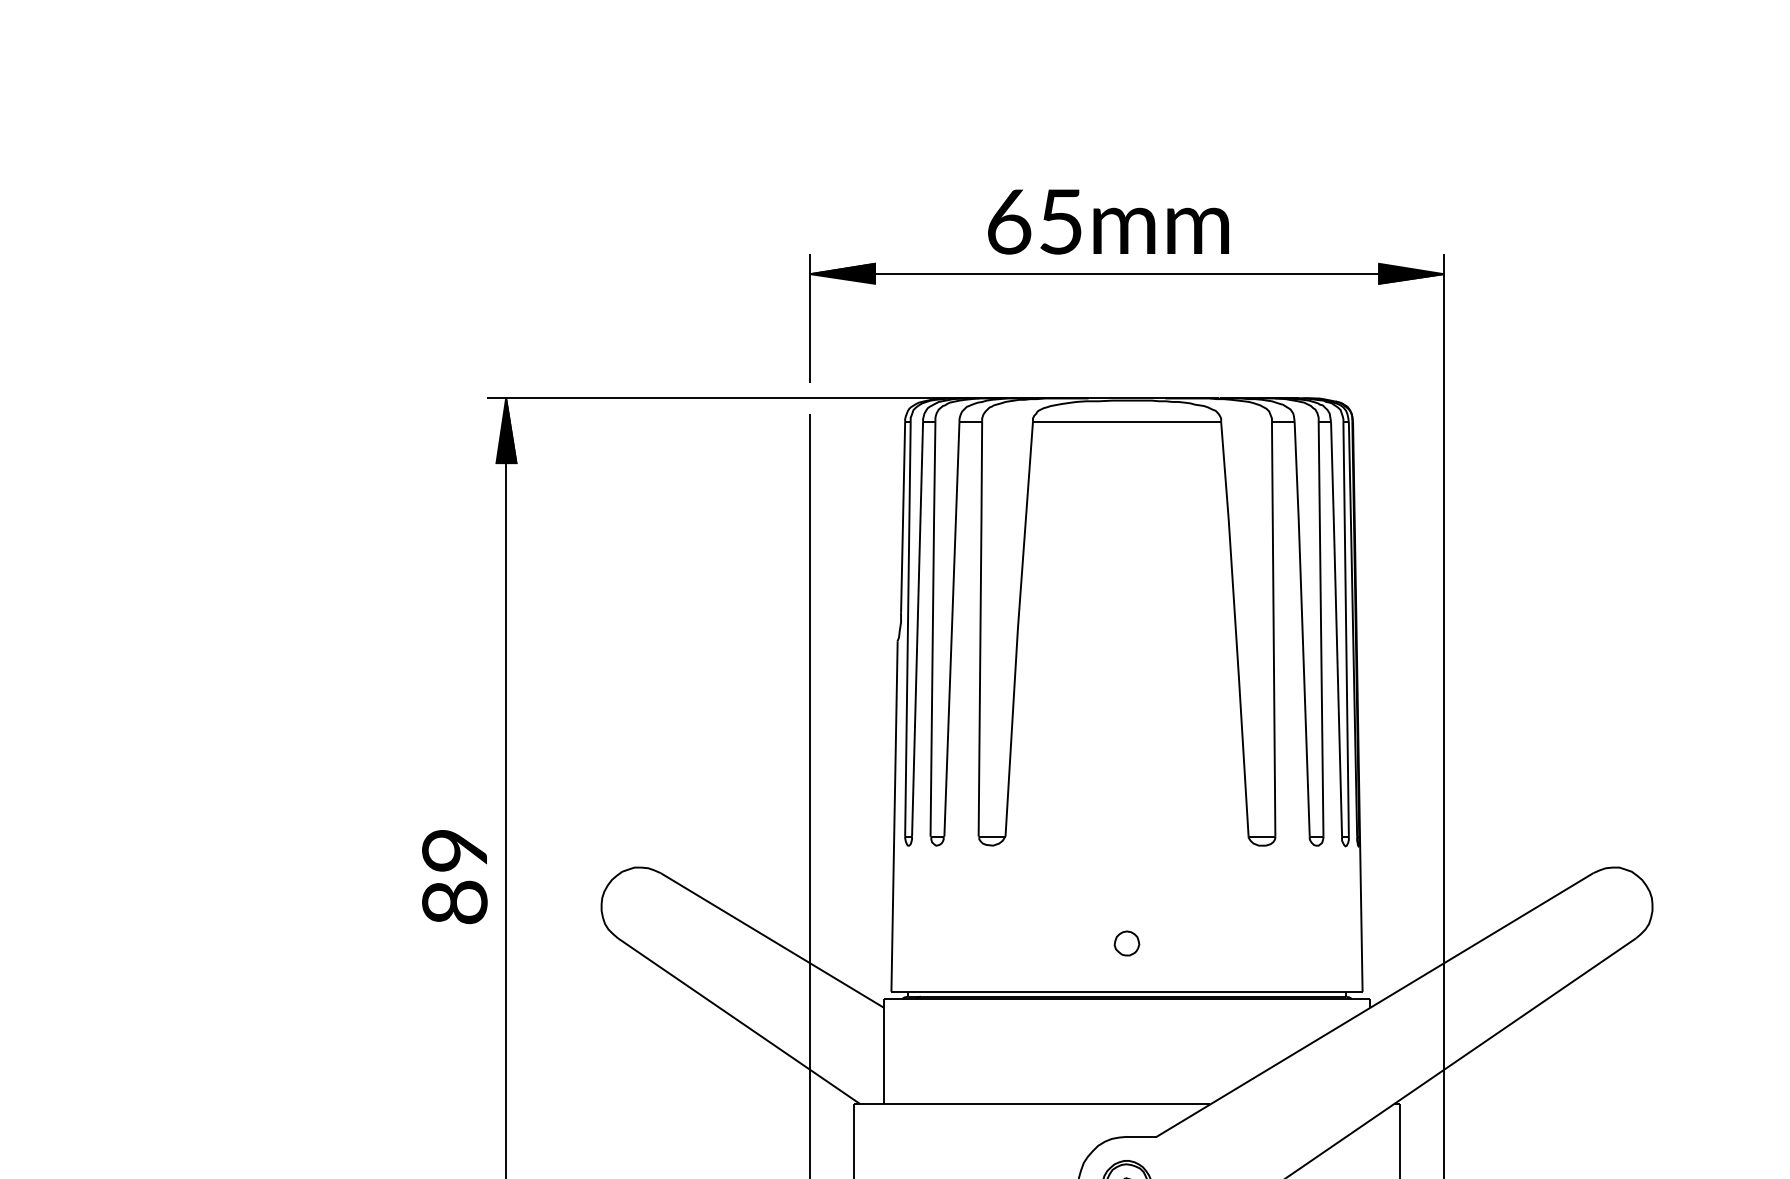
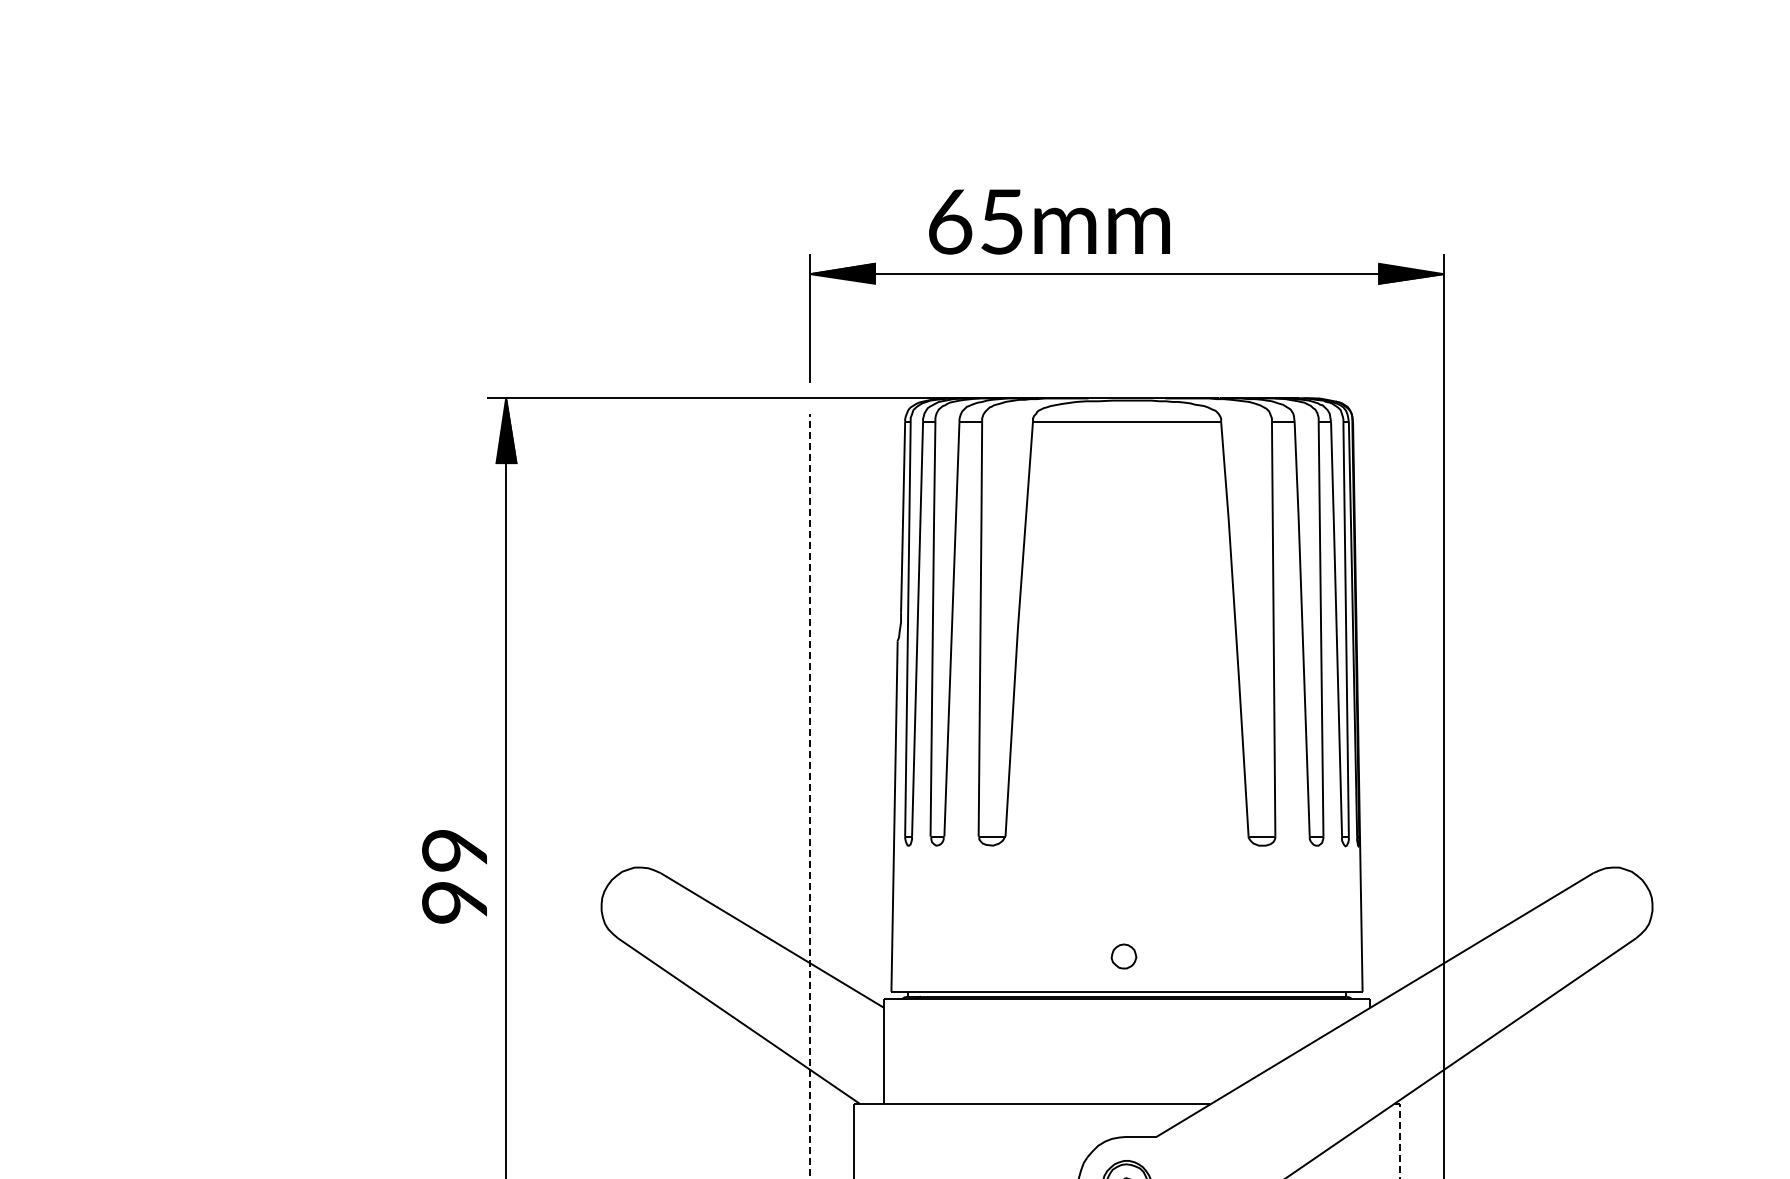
text position: (1108, 221) -> (1049, 221) (1049, 221)
line: solid -> dashed (810, 795)
text: 89 -> 99 (456, 902)
part position: (1126, 943) -> (1123, 956) (1123, 956)
line: solid -> dashed (1399, 1140)
